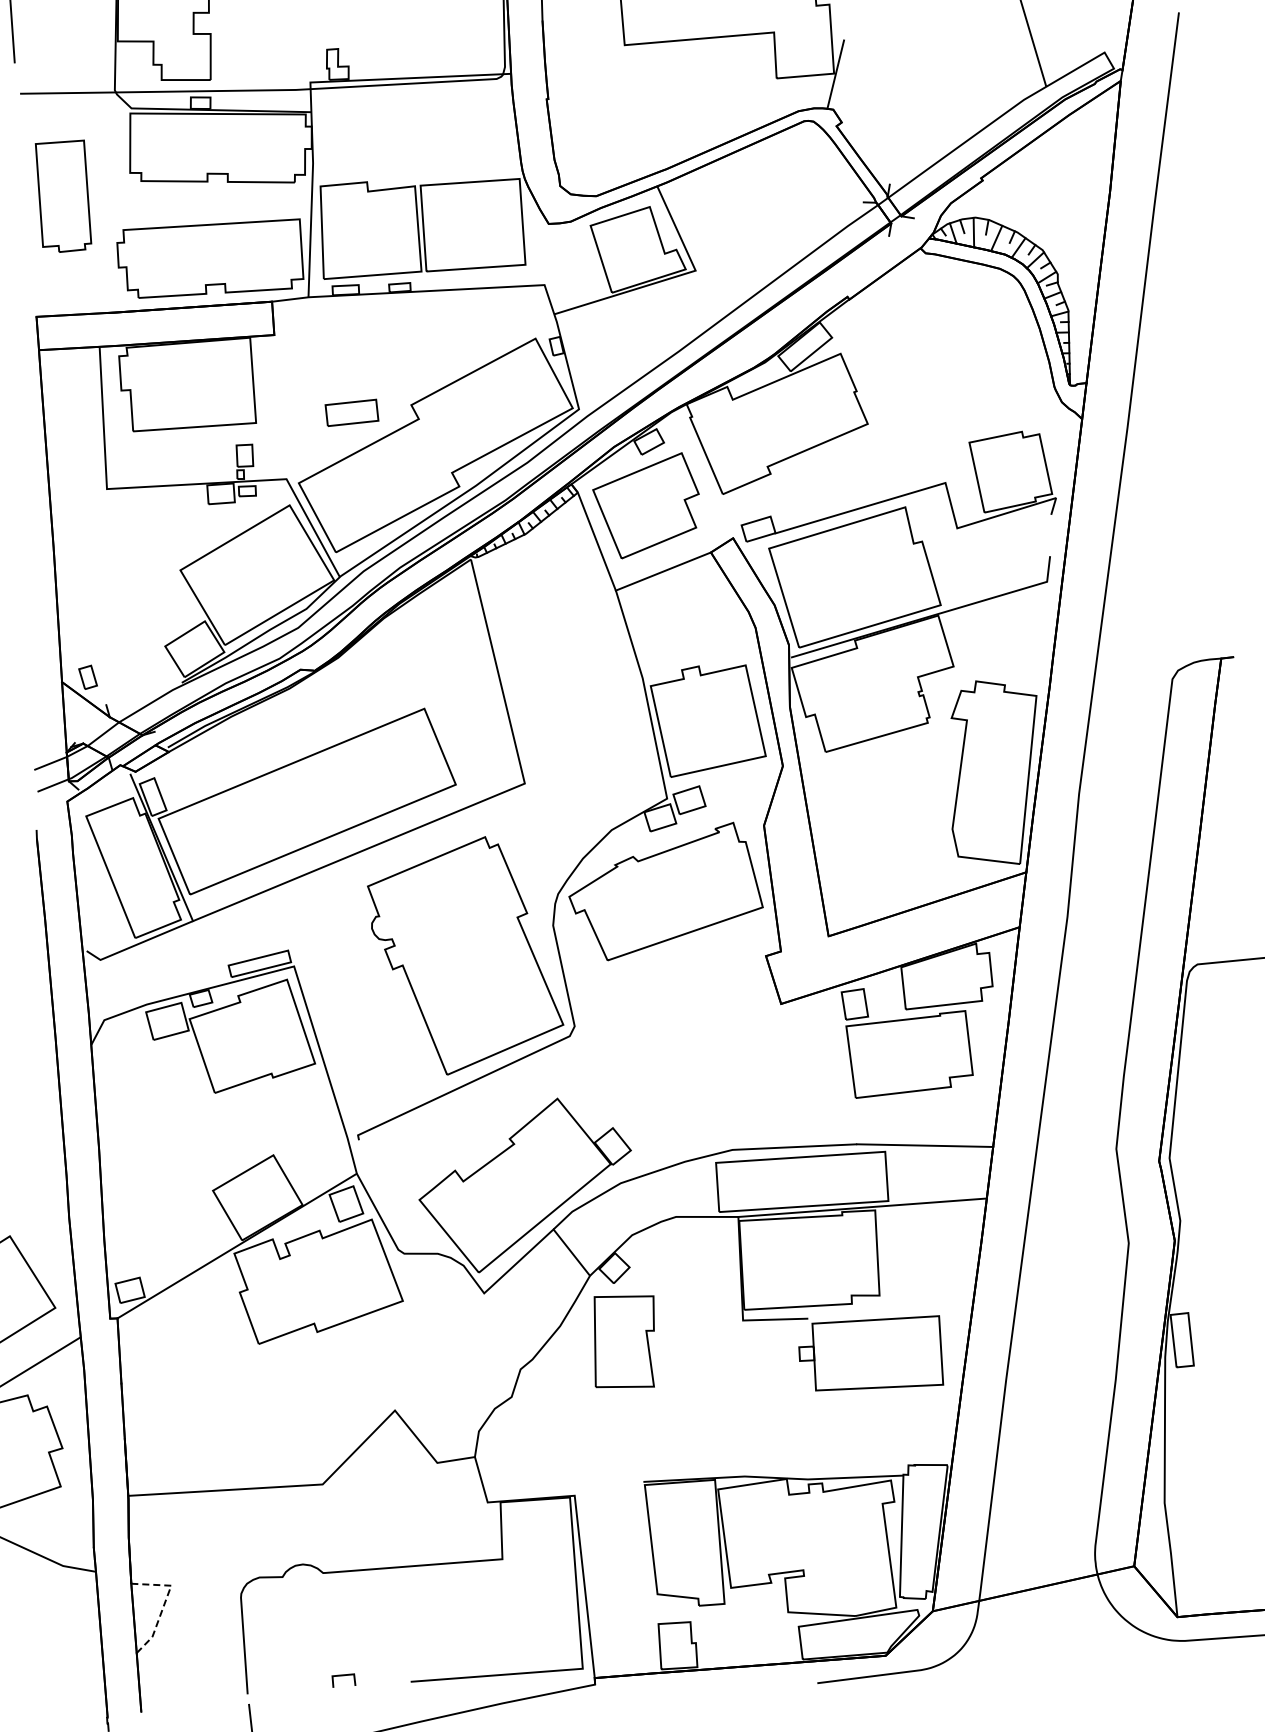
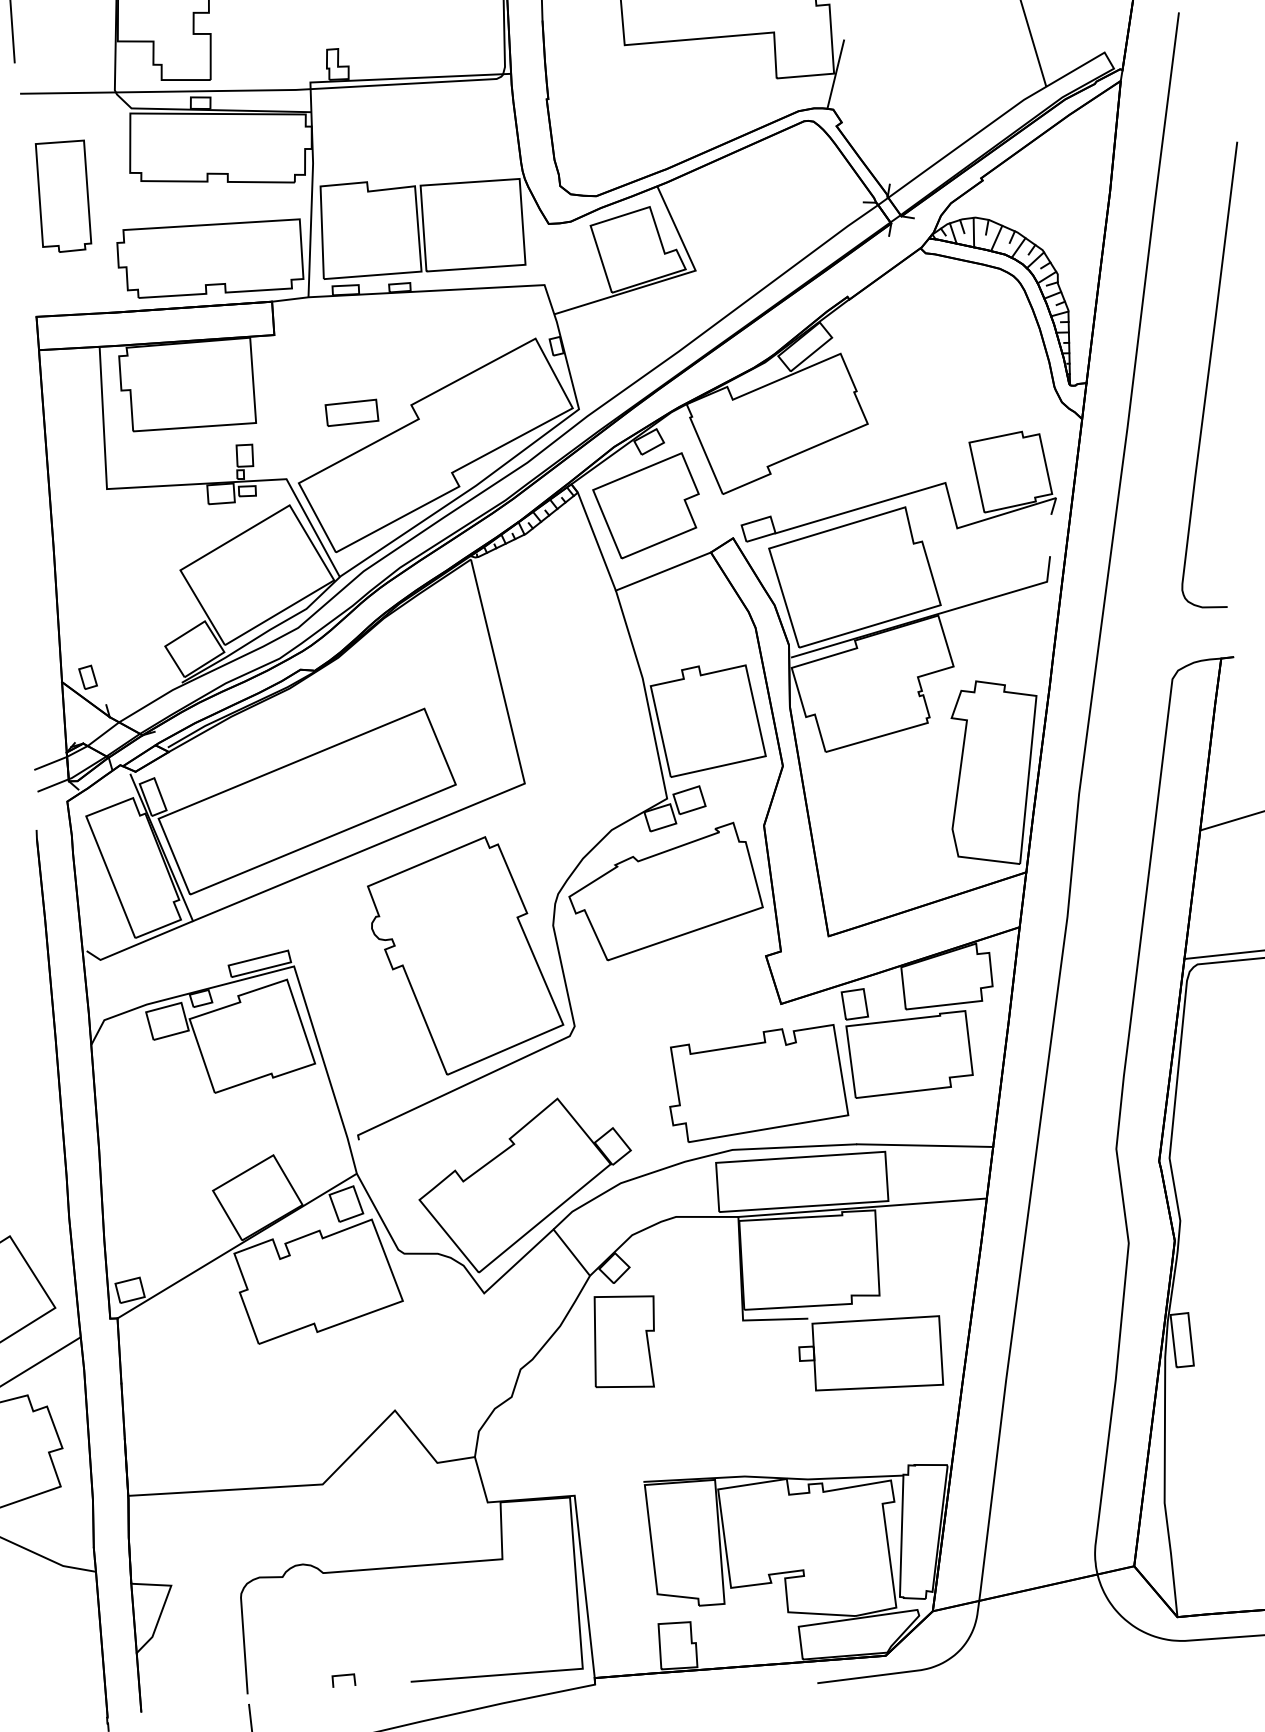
curve: none -> present (1209, 374)
line: none -> present (1230, 821)
line: none -> present (1222, 954)
part: none -> present (759, 1083)
line: dashed -> solid (164, 1603)
